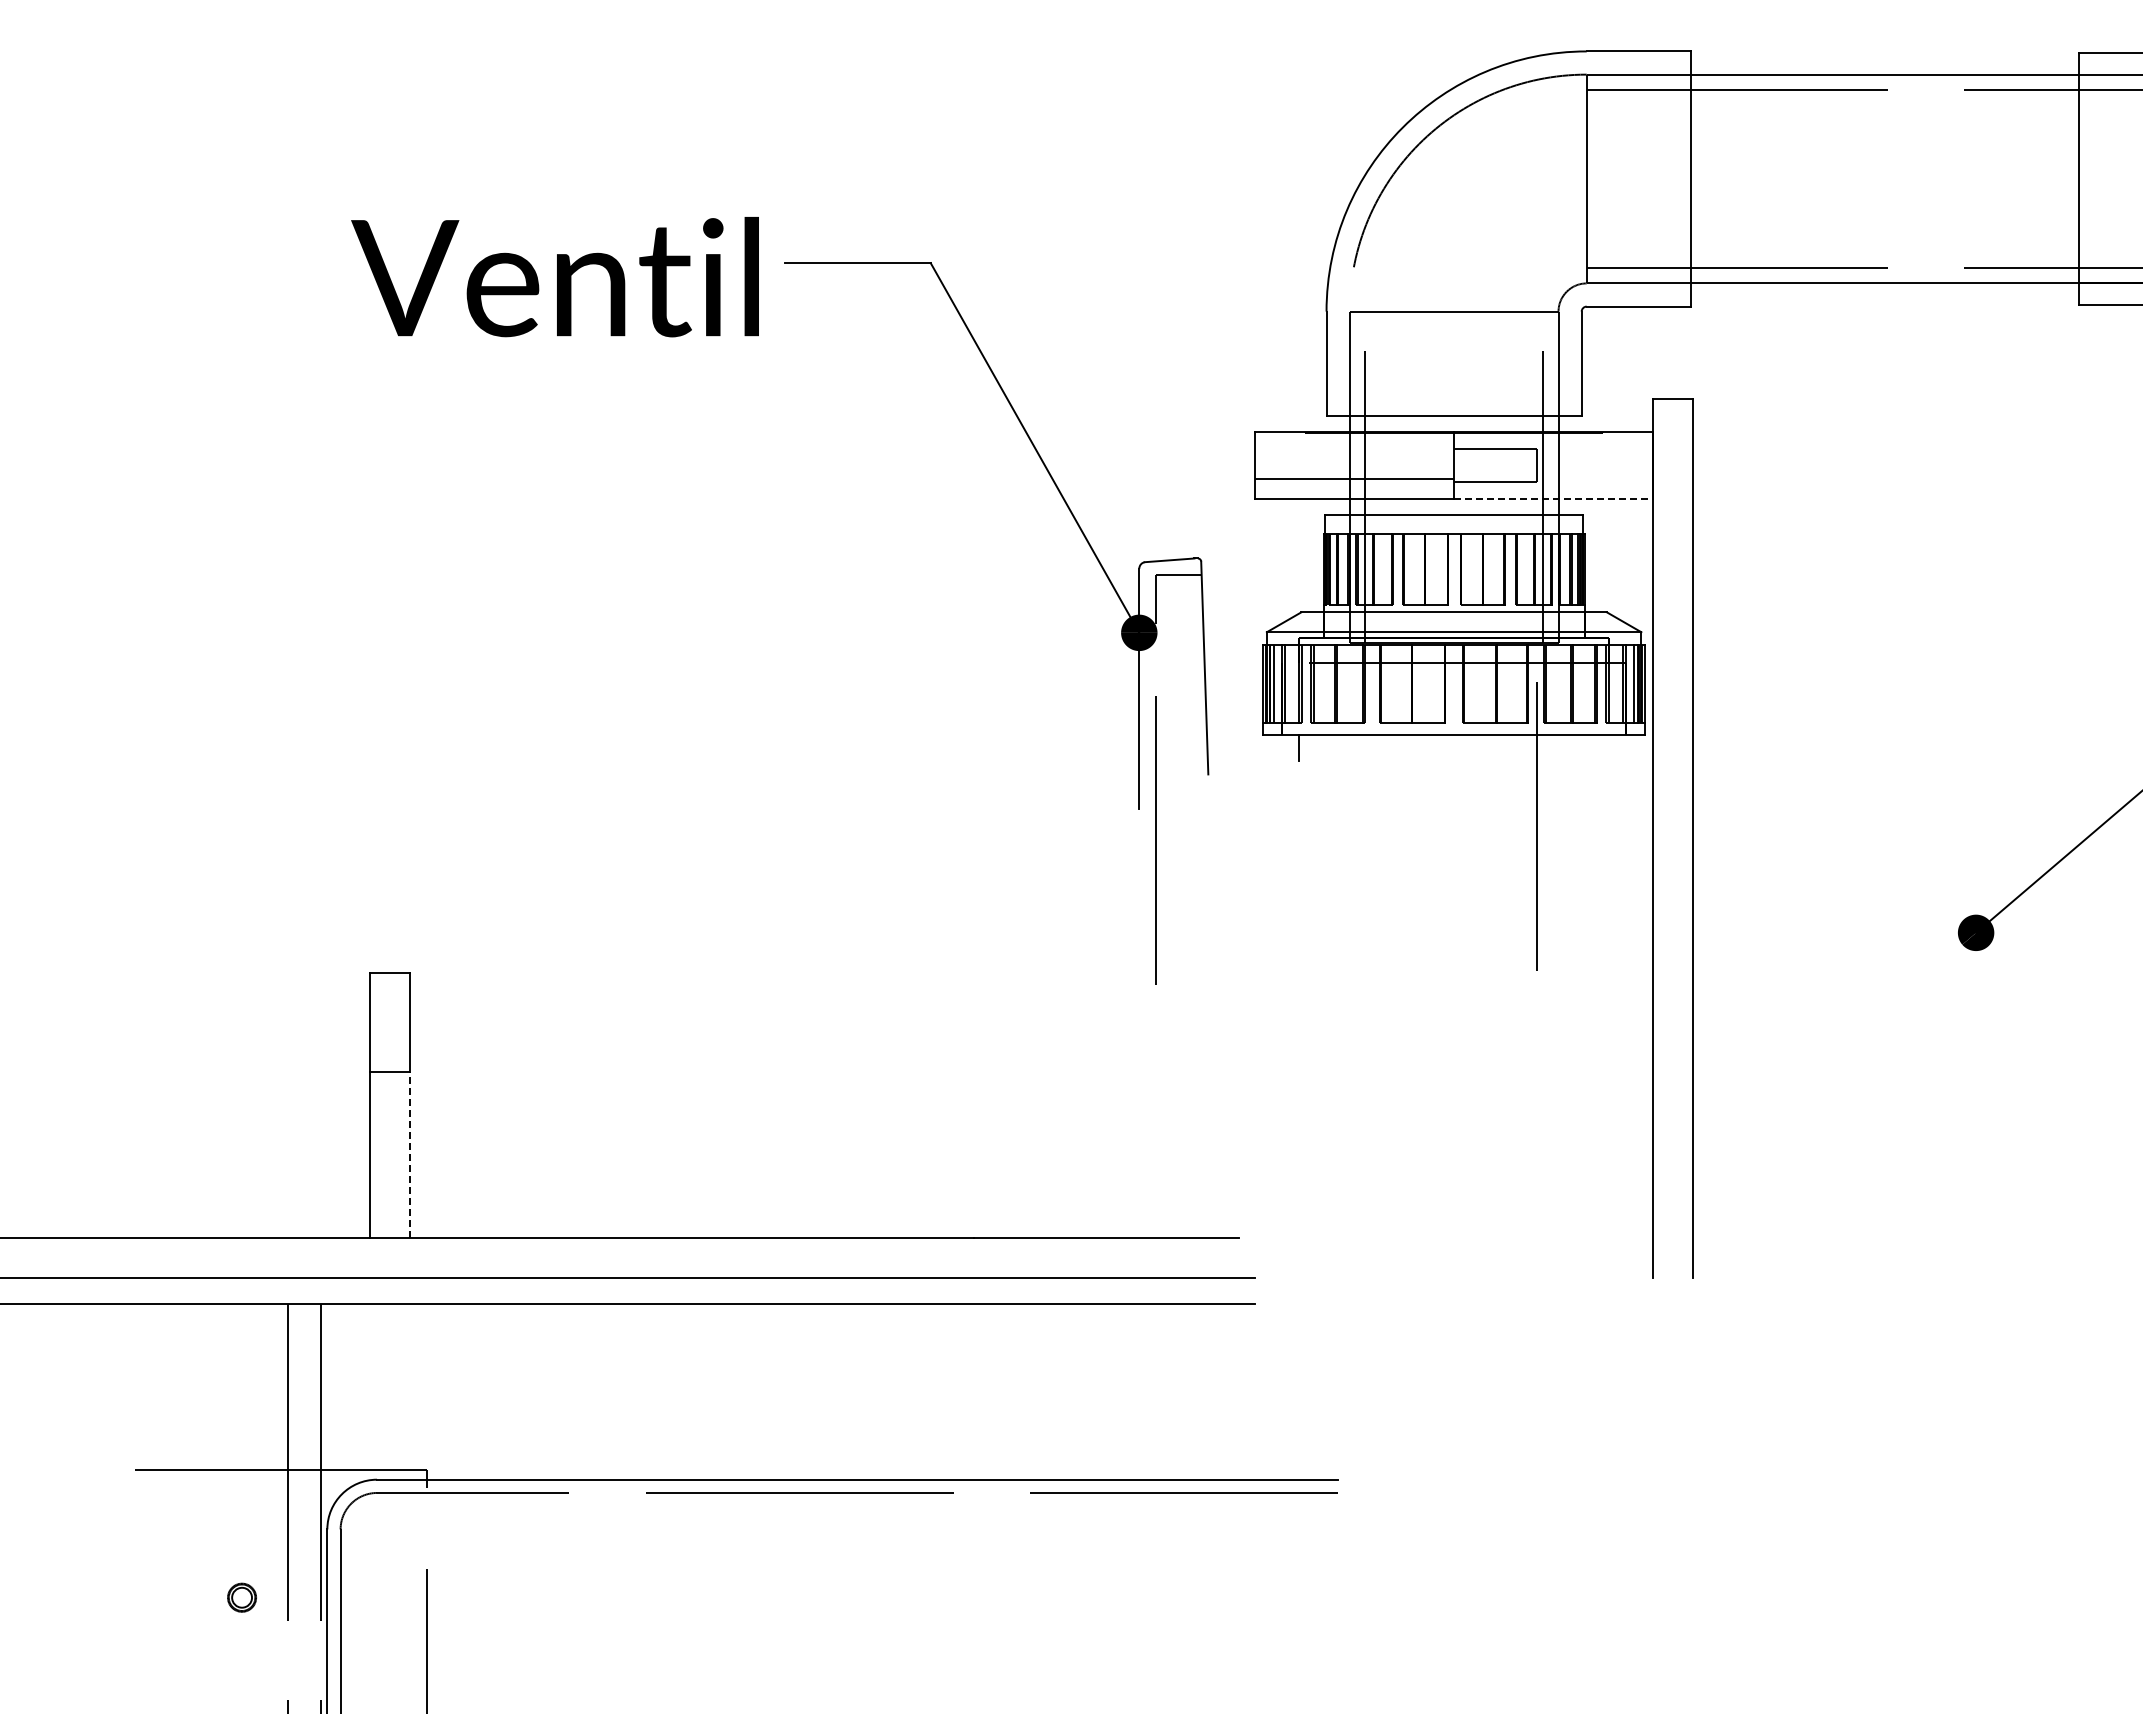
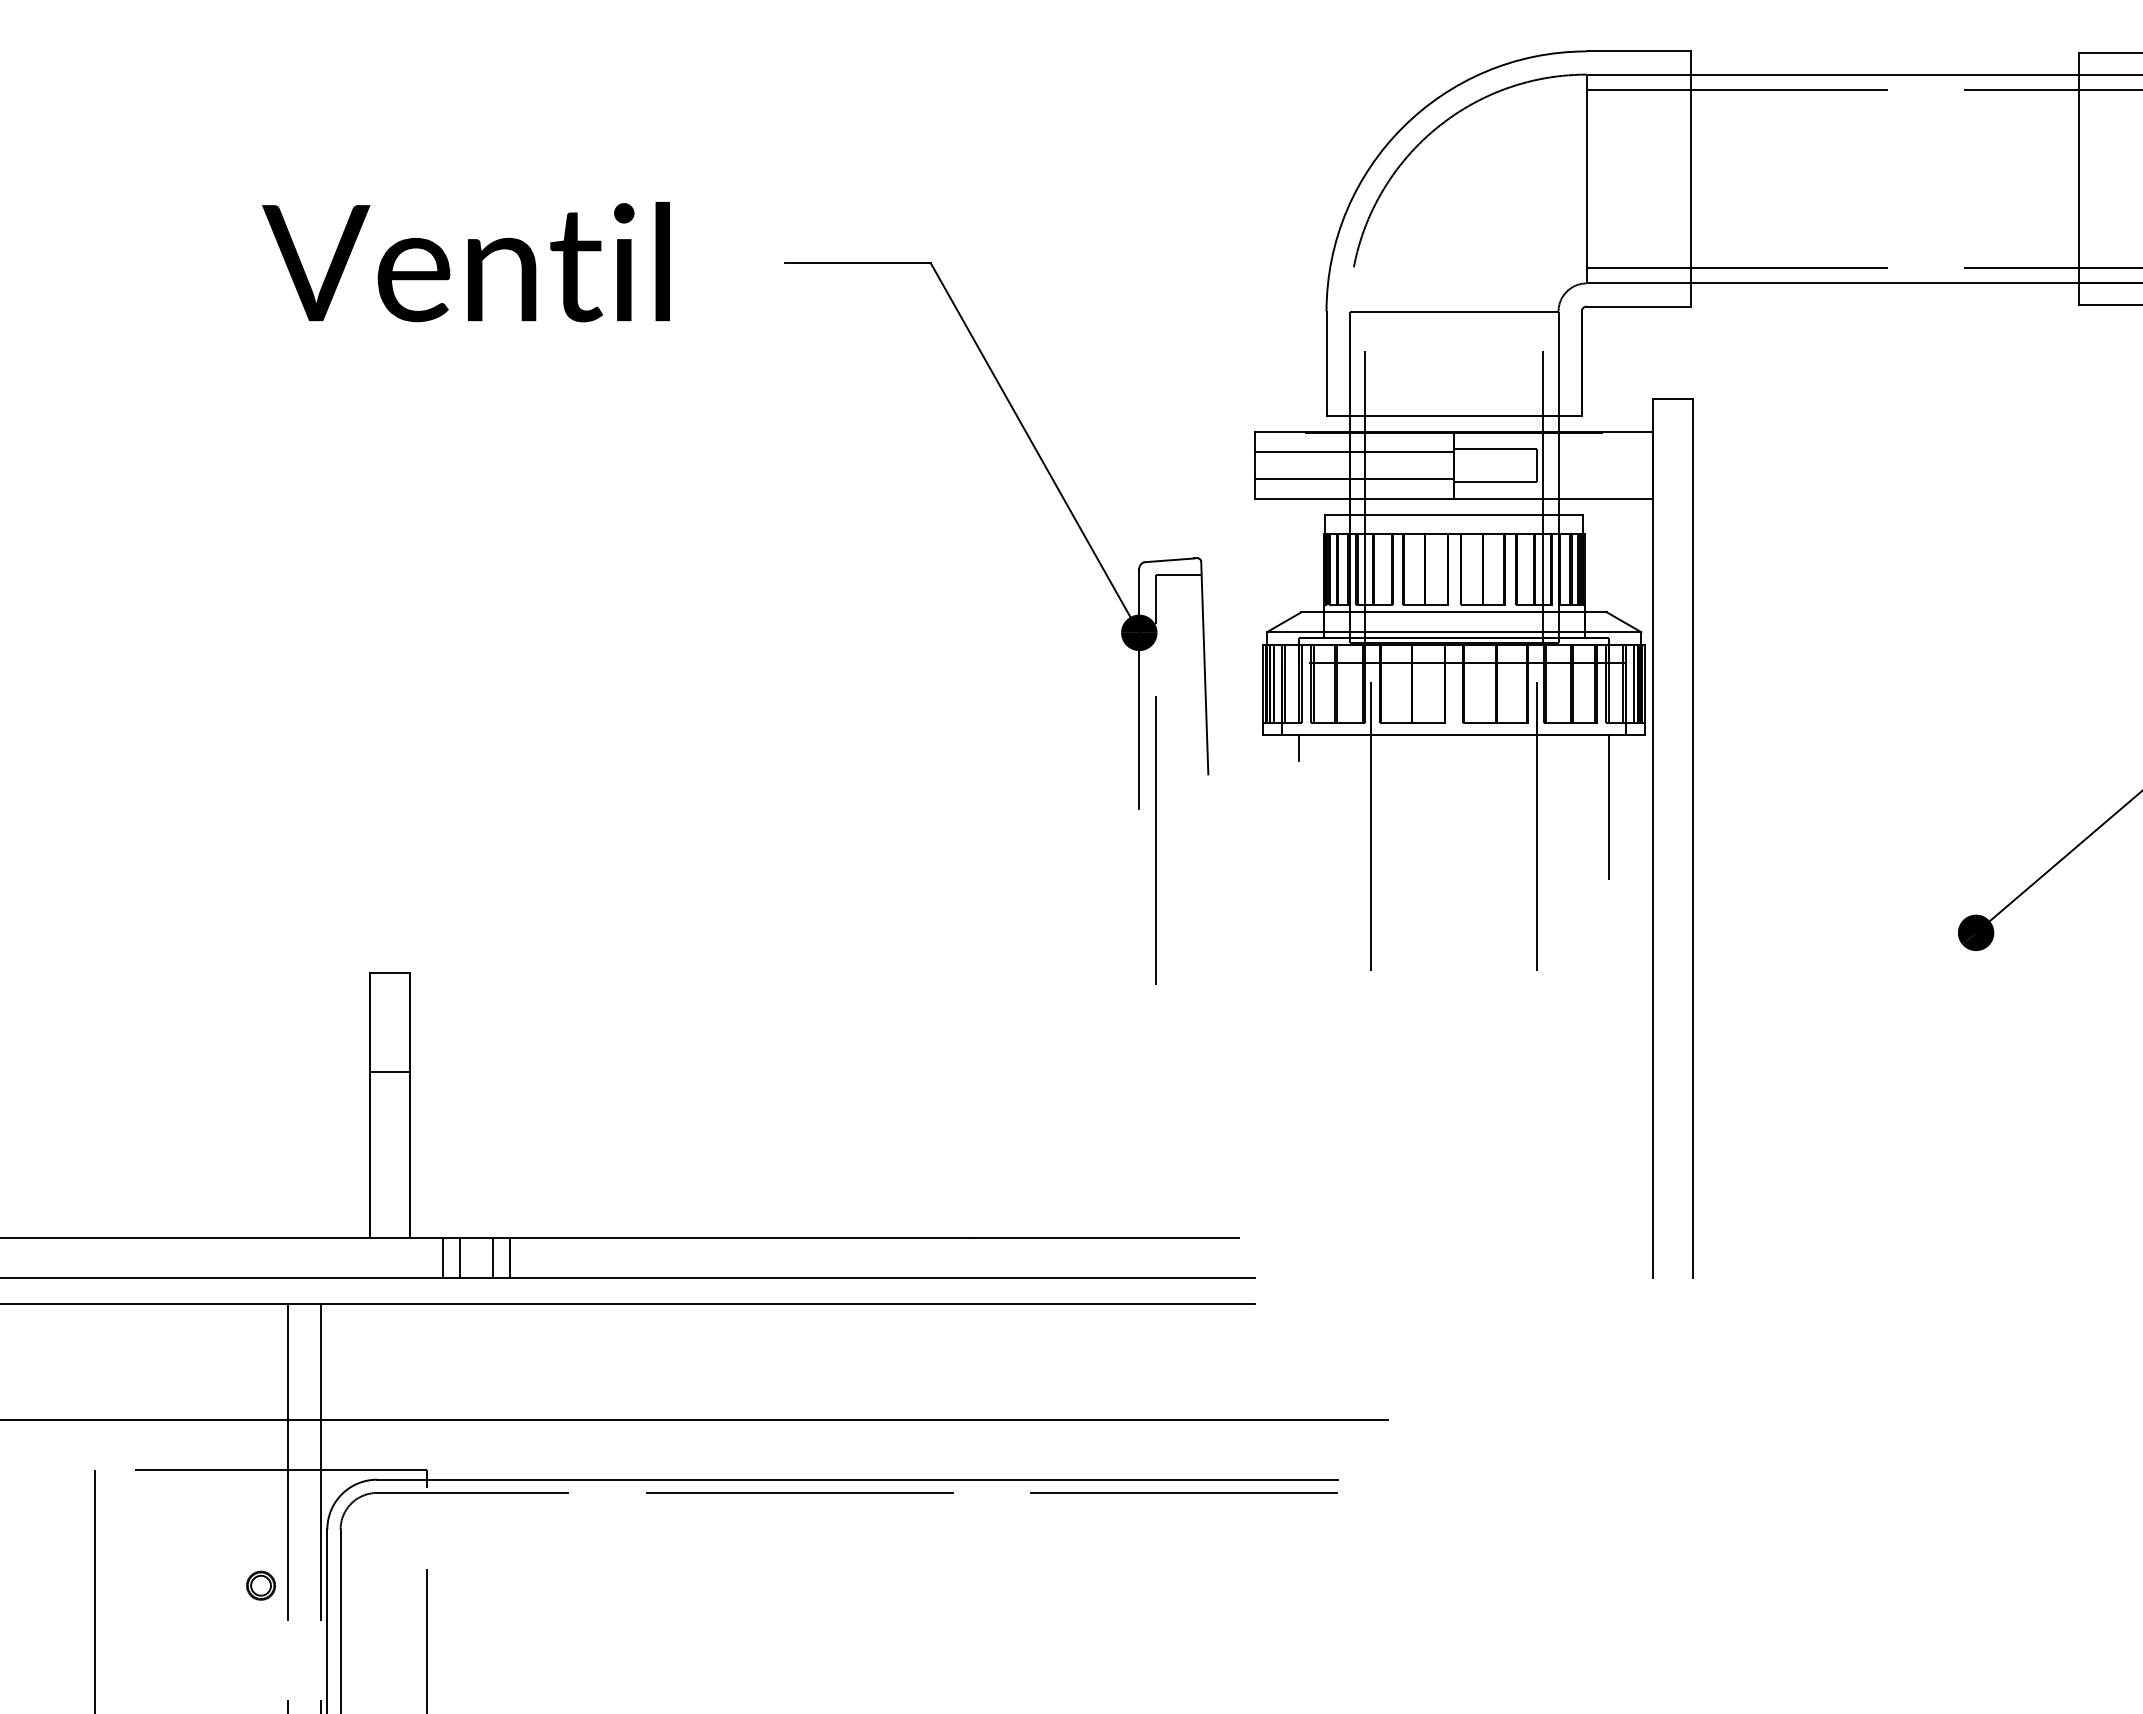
text position: (554, 277) -> (465, 262) (465, 262)
line: none -> present (1354, 452)
line: dashed -> solid (1554, 498)
line: none -> present (1371, 807)
line: none -> present (1608, 807)
line: dashed -> solid (410, 1154)
line: none -> present (443, 1257)
line: none -> present (459, 1257)
line: none -> present (493, 1257)
line: none -> present (509, 1257)
line: none -> present (694, 1420)
line: none -> present (95, 1589)
part position: (241, 1597) -> (260, 1585) (260, 1585)
